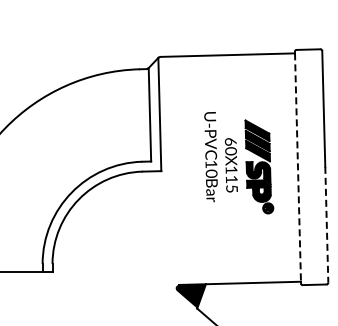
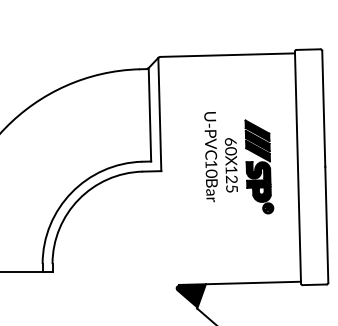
line: dashed -> solid (298, 168)
text: 115 -> 125 (231, 179)
line: dashed -> solid (326, 224)
